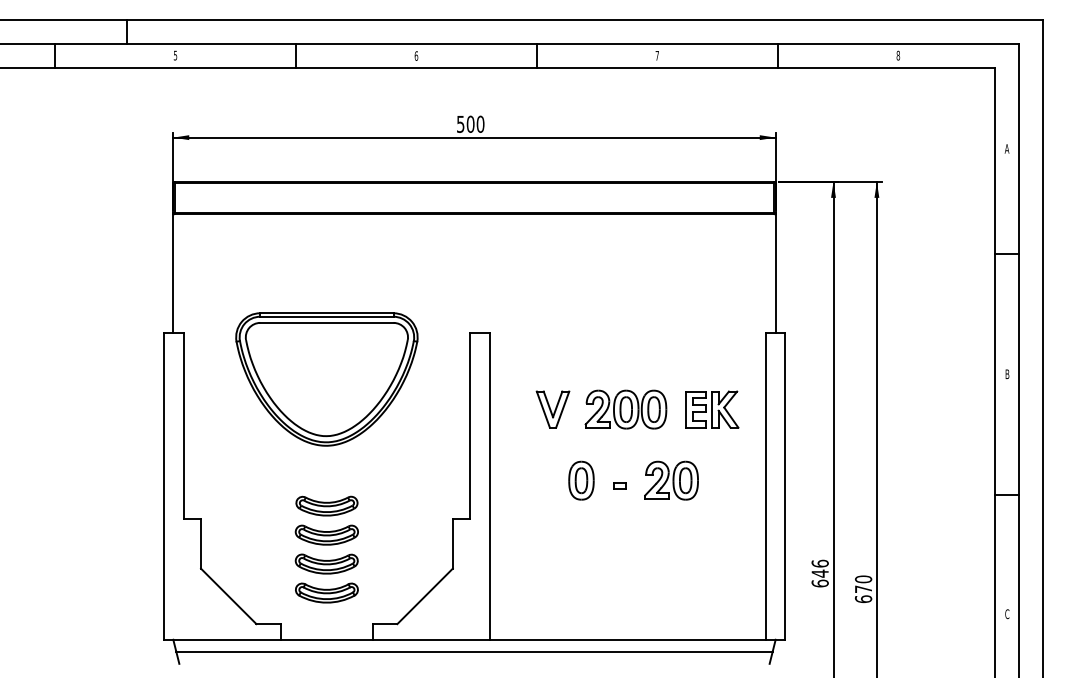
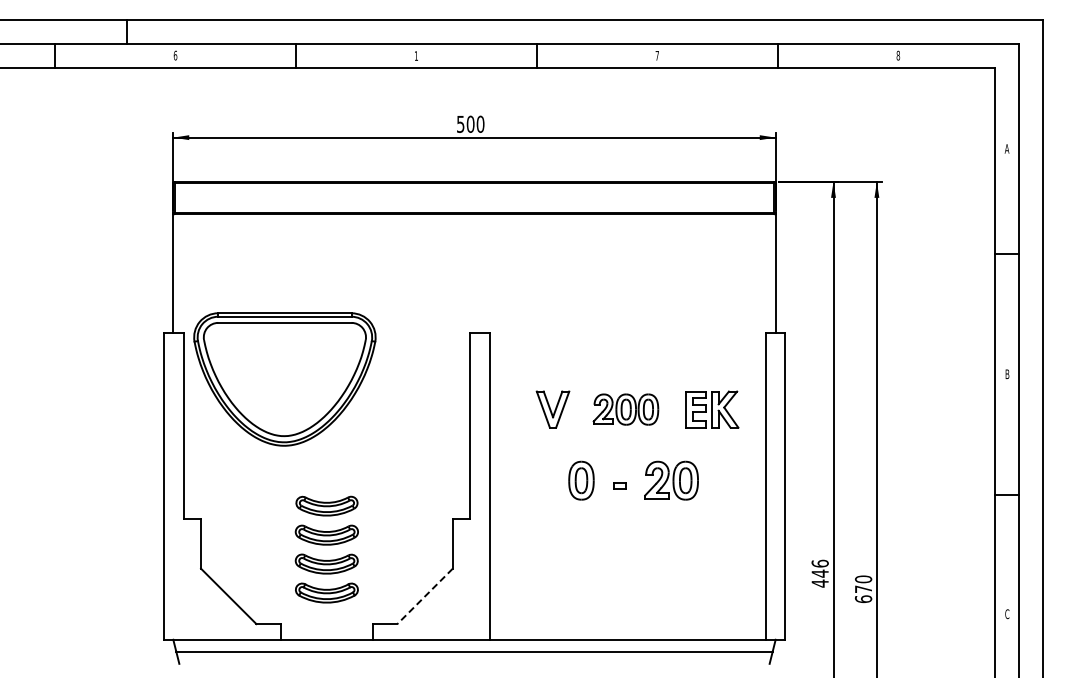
text: 5 -> 6 (175, 55)
text: 6 -> 1 (416, 55)
part position: (326, 379) -> (284, 379) (284, 379)
part size: 84x41 px -> 68x33 px (625, 409)
text: 646 -> 446 (819, 583)
line: solid -> dashed (424, 596)
